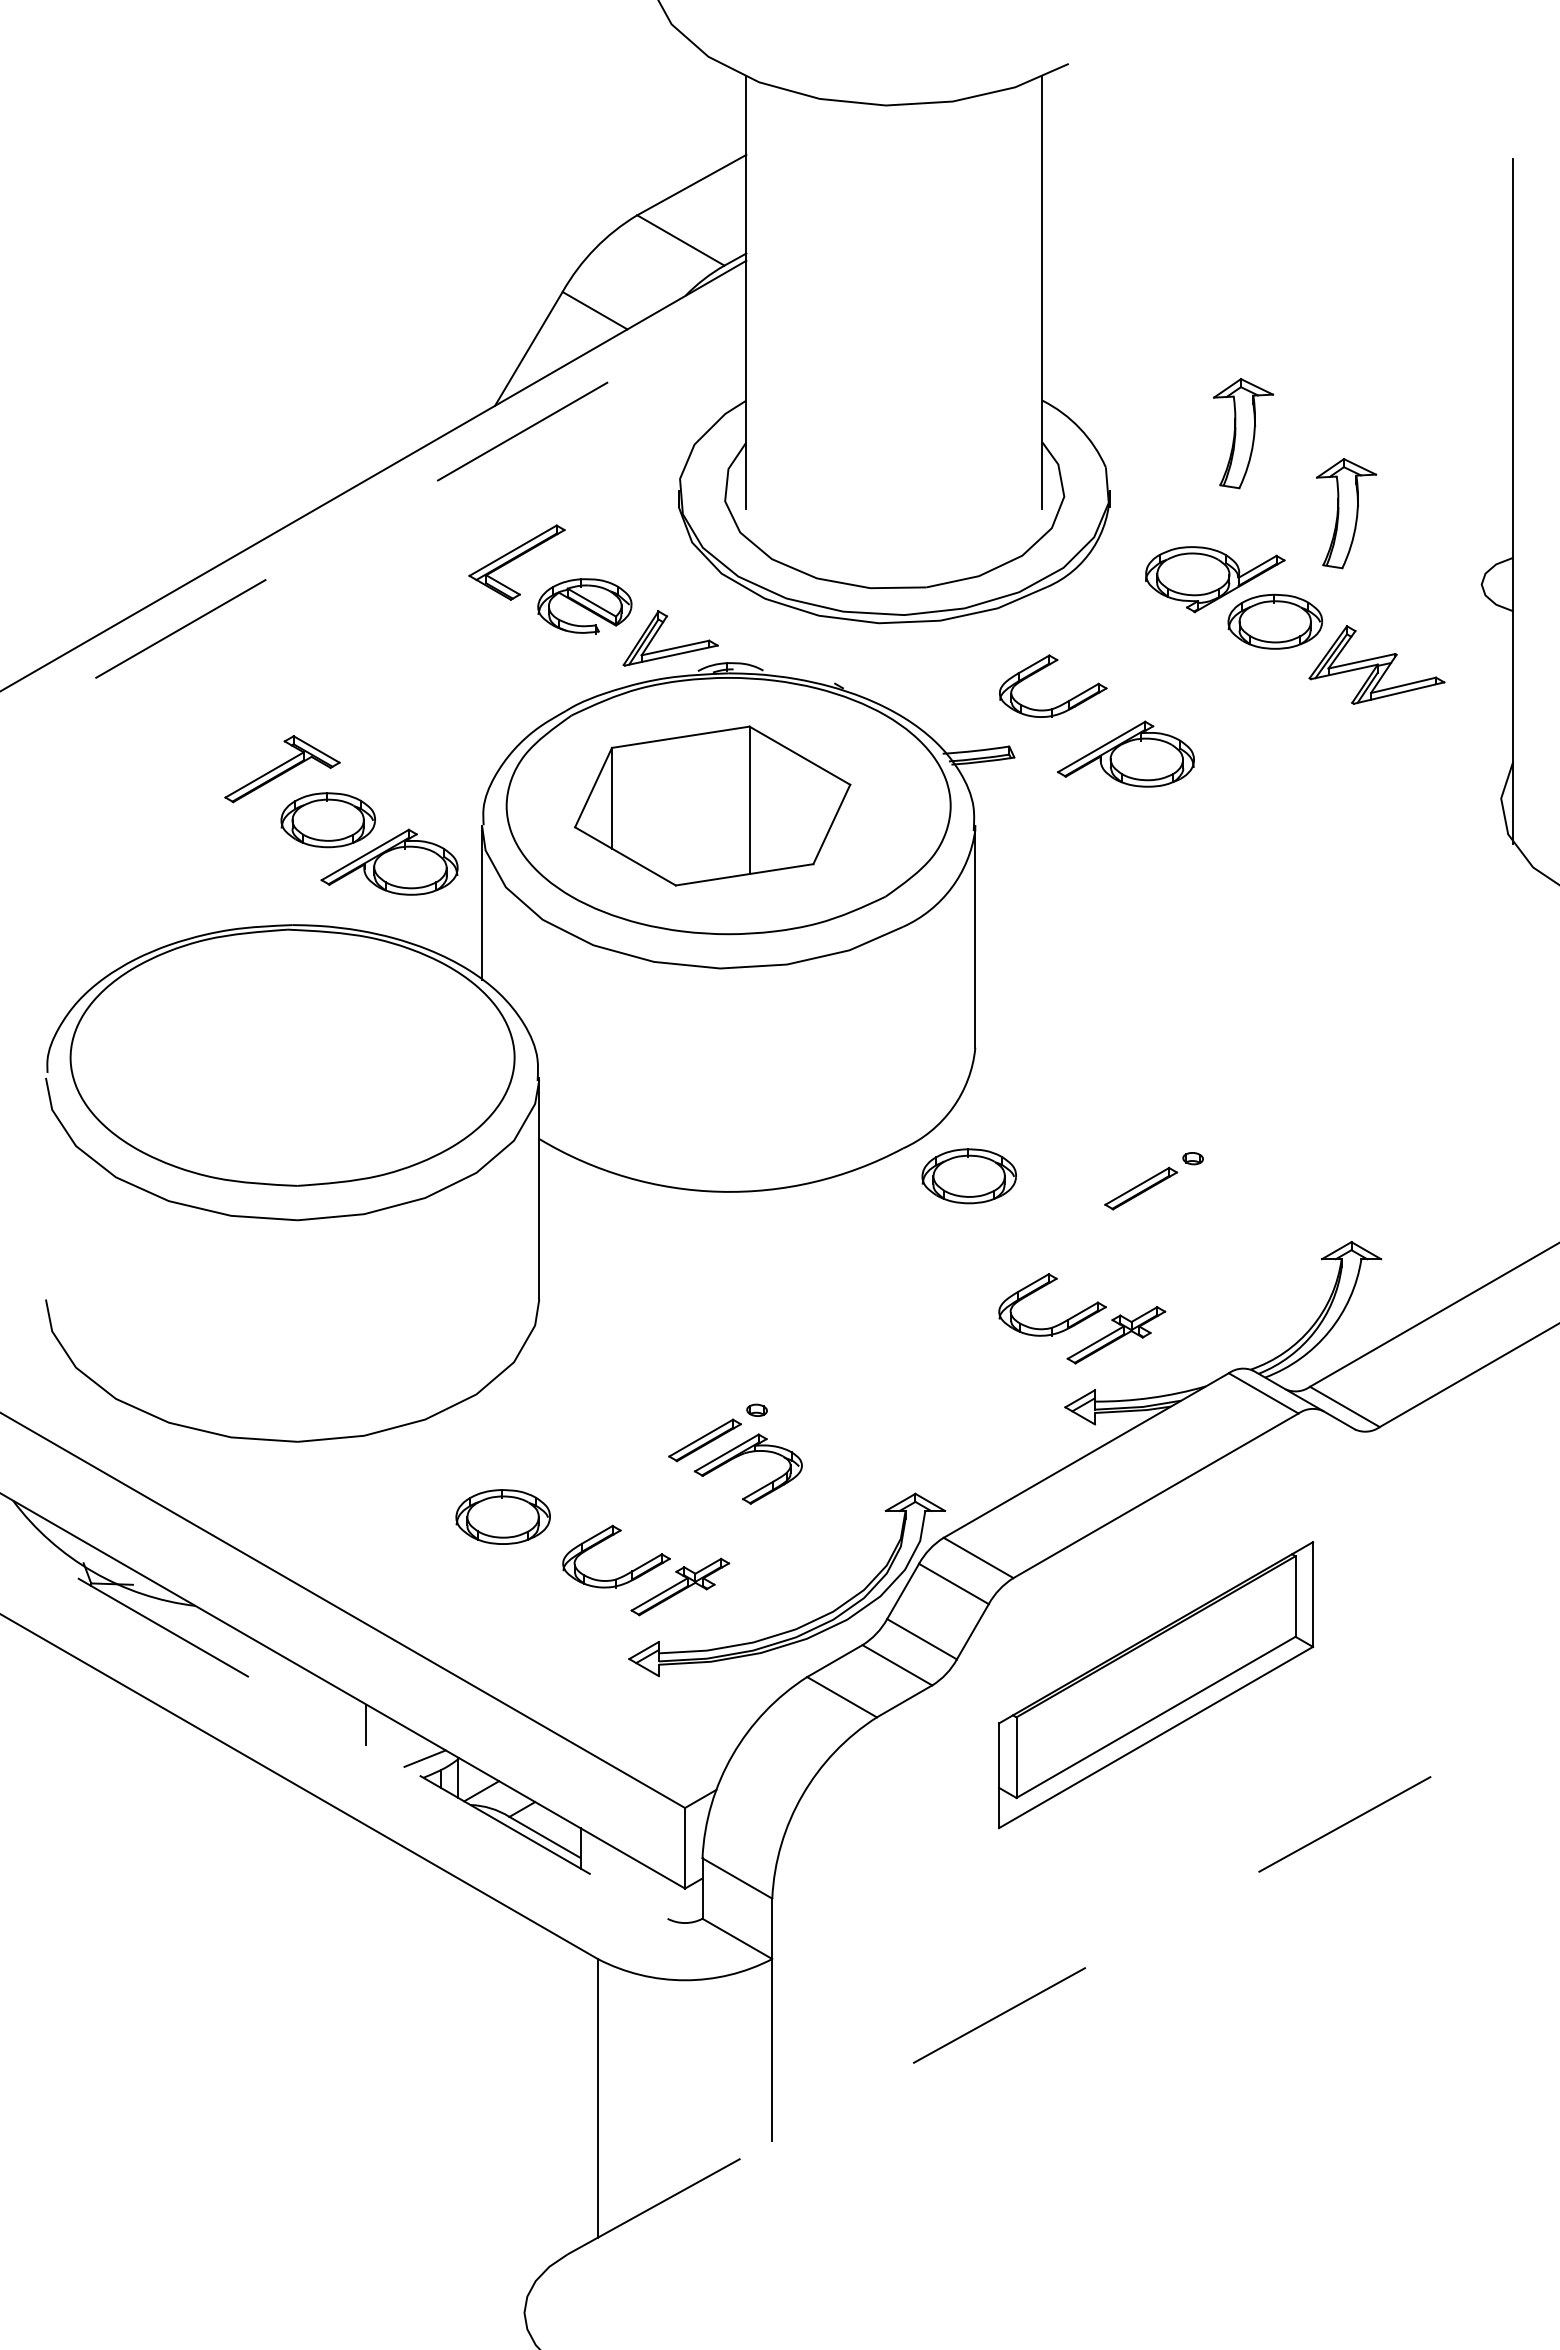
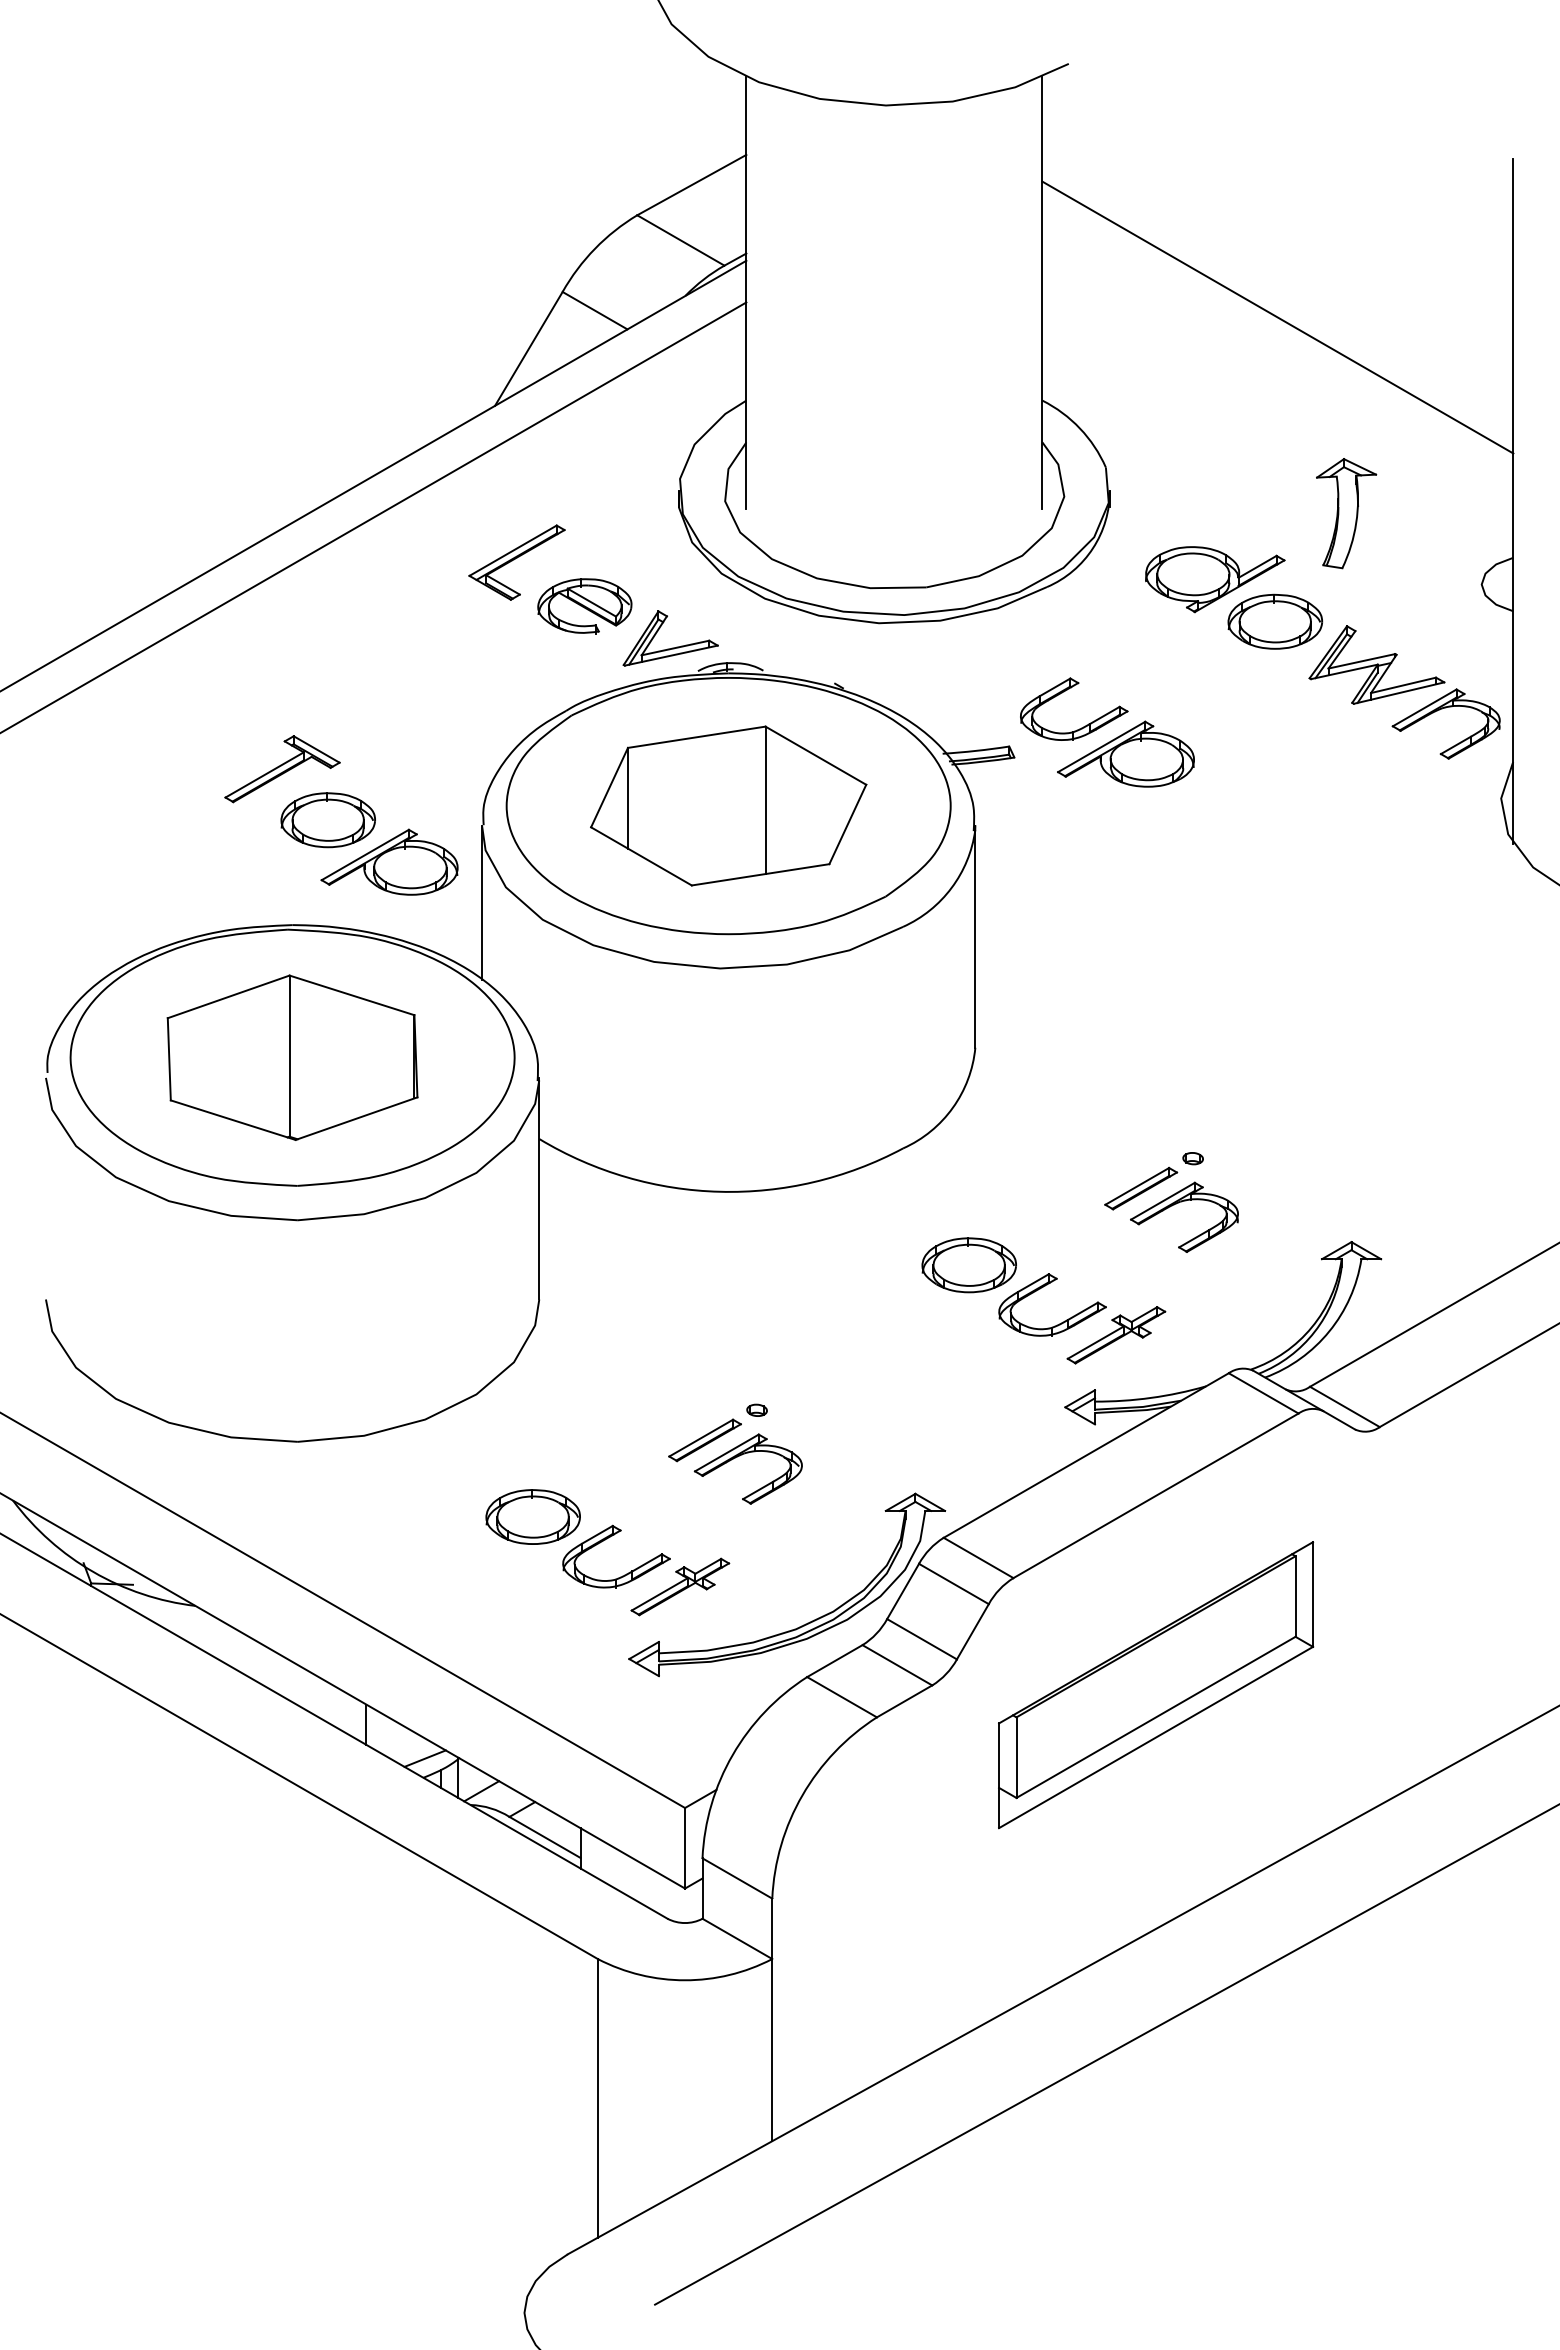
line: none -> present (1277, 317)
part: present -> none (1243, 433)
line: dashed -> solid (373, 517)
part position: (1043, 669) -> (1064, 692) (1064, 692)
part: none -> present (1442, 709)
part position: (712, 805) -> (728, 805) (728, 805)
part: none -> present (292, 1057)
part position: (968, 1176) -> (968, 1265) (968, 1265)
part: none -> present (1181, 1202)
part position: (502, 1516) -> (532, 1516) (532, 1516)
line: dashed -> solid (334, 1726)
line: dashed -> solid (1063, 1979)
line: none -> present (1105, 2054)
